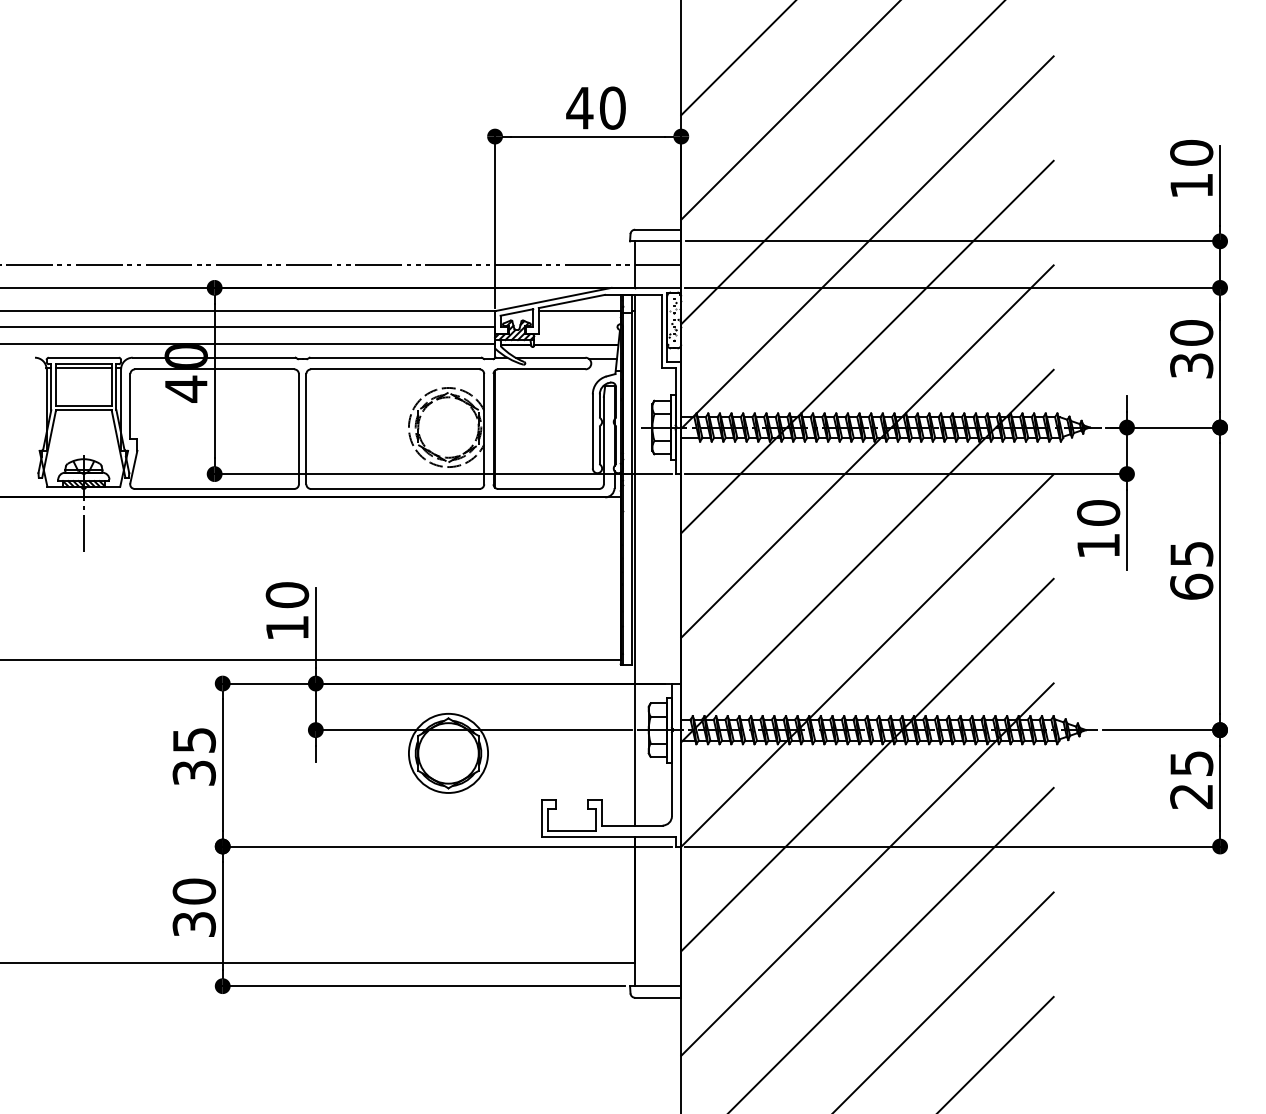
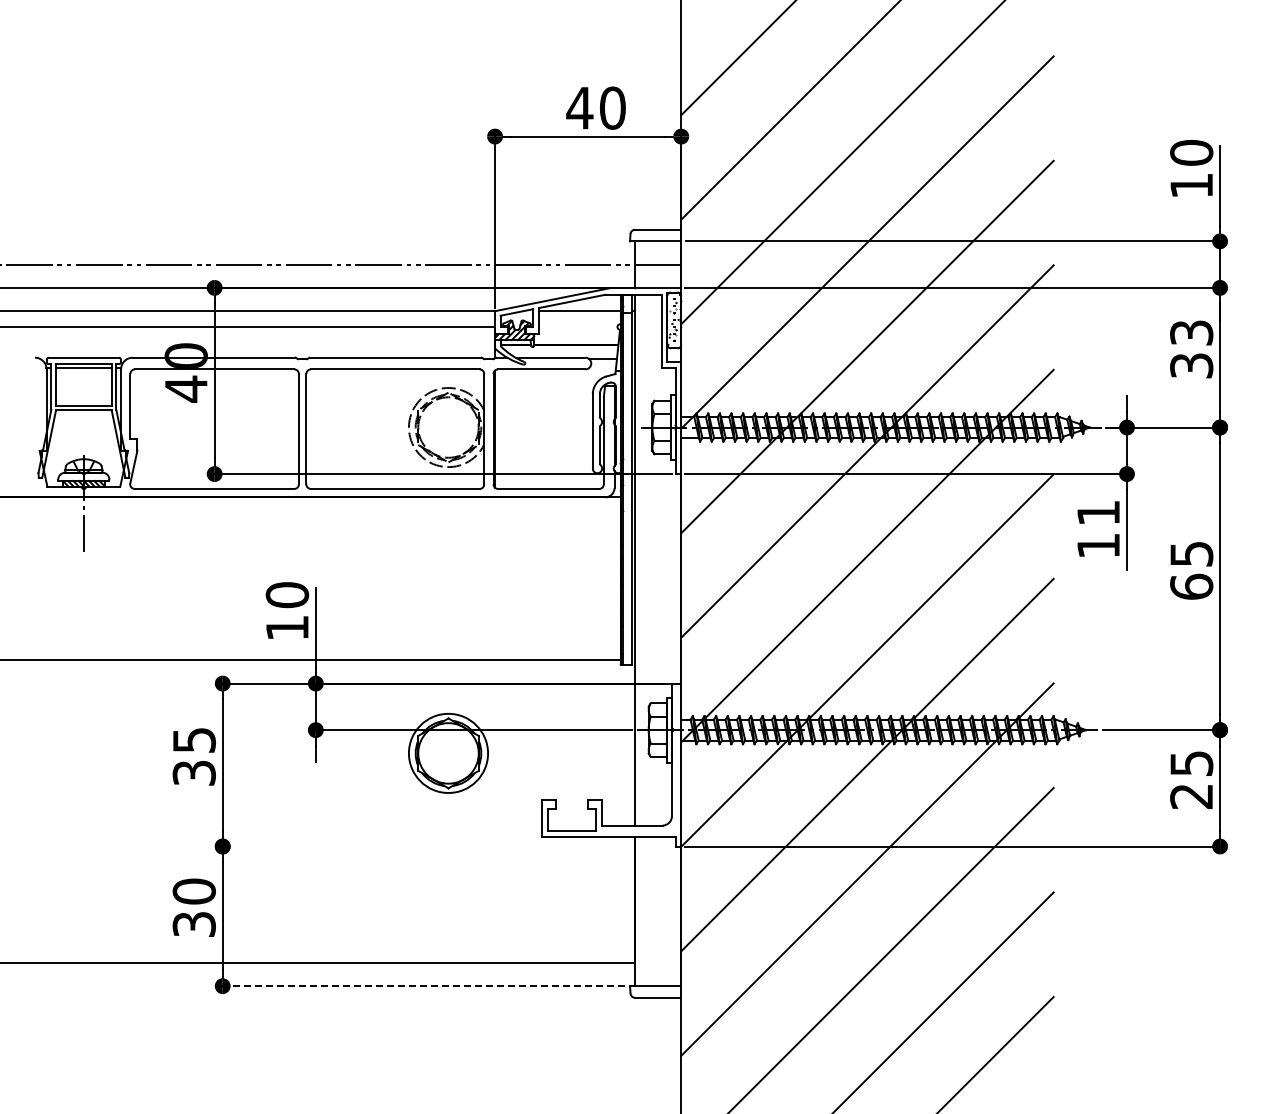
text: 30 -> 33 (1191, 332)
line: present -> none (248, 343)
text: 10 -> 11 (1098, 512)
line: present -> none (445, 846)
line: solid -> dashed (421, 986)
